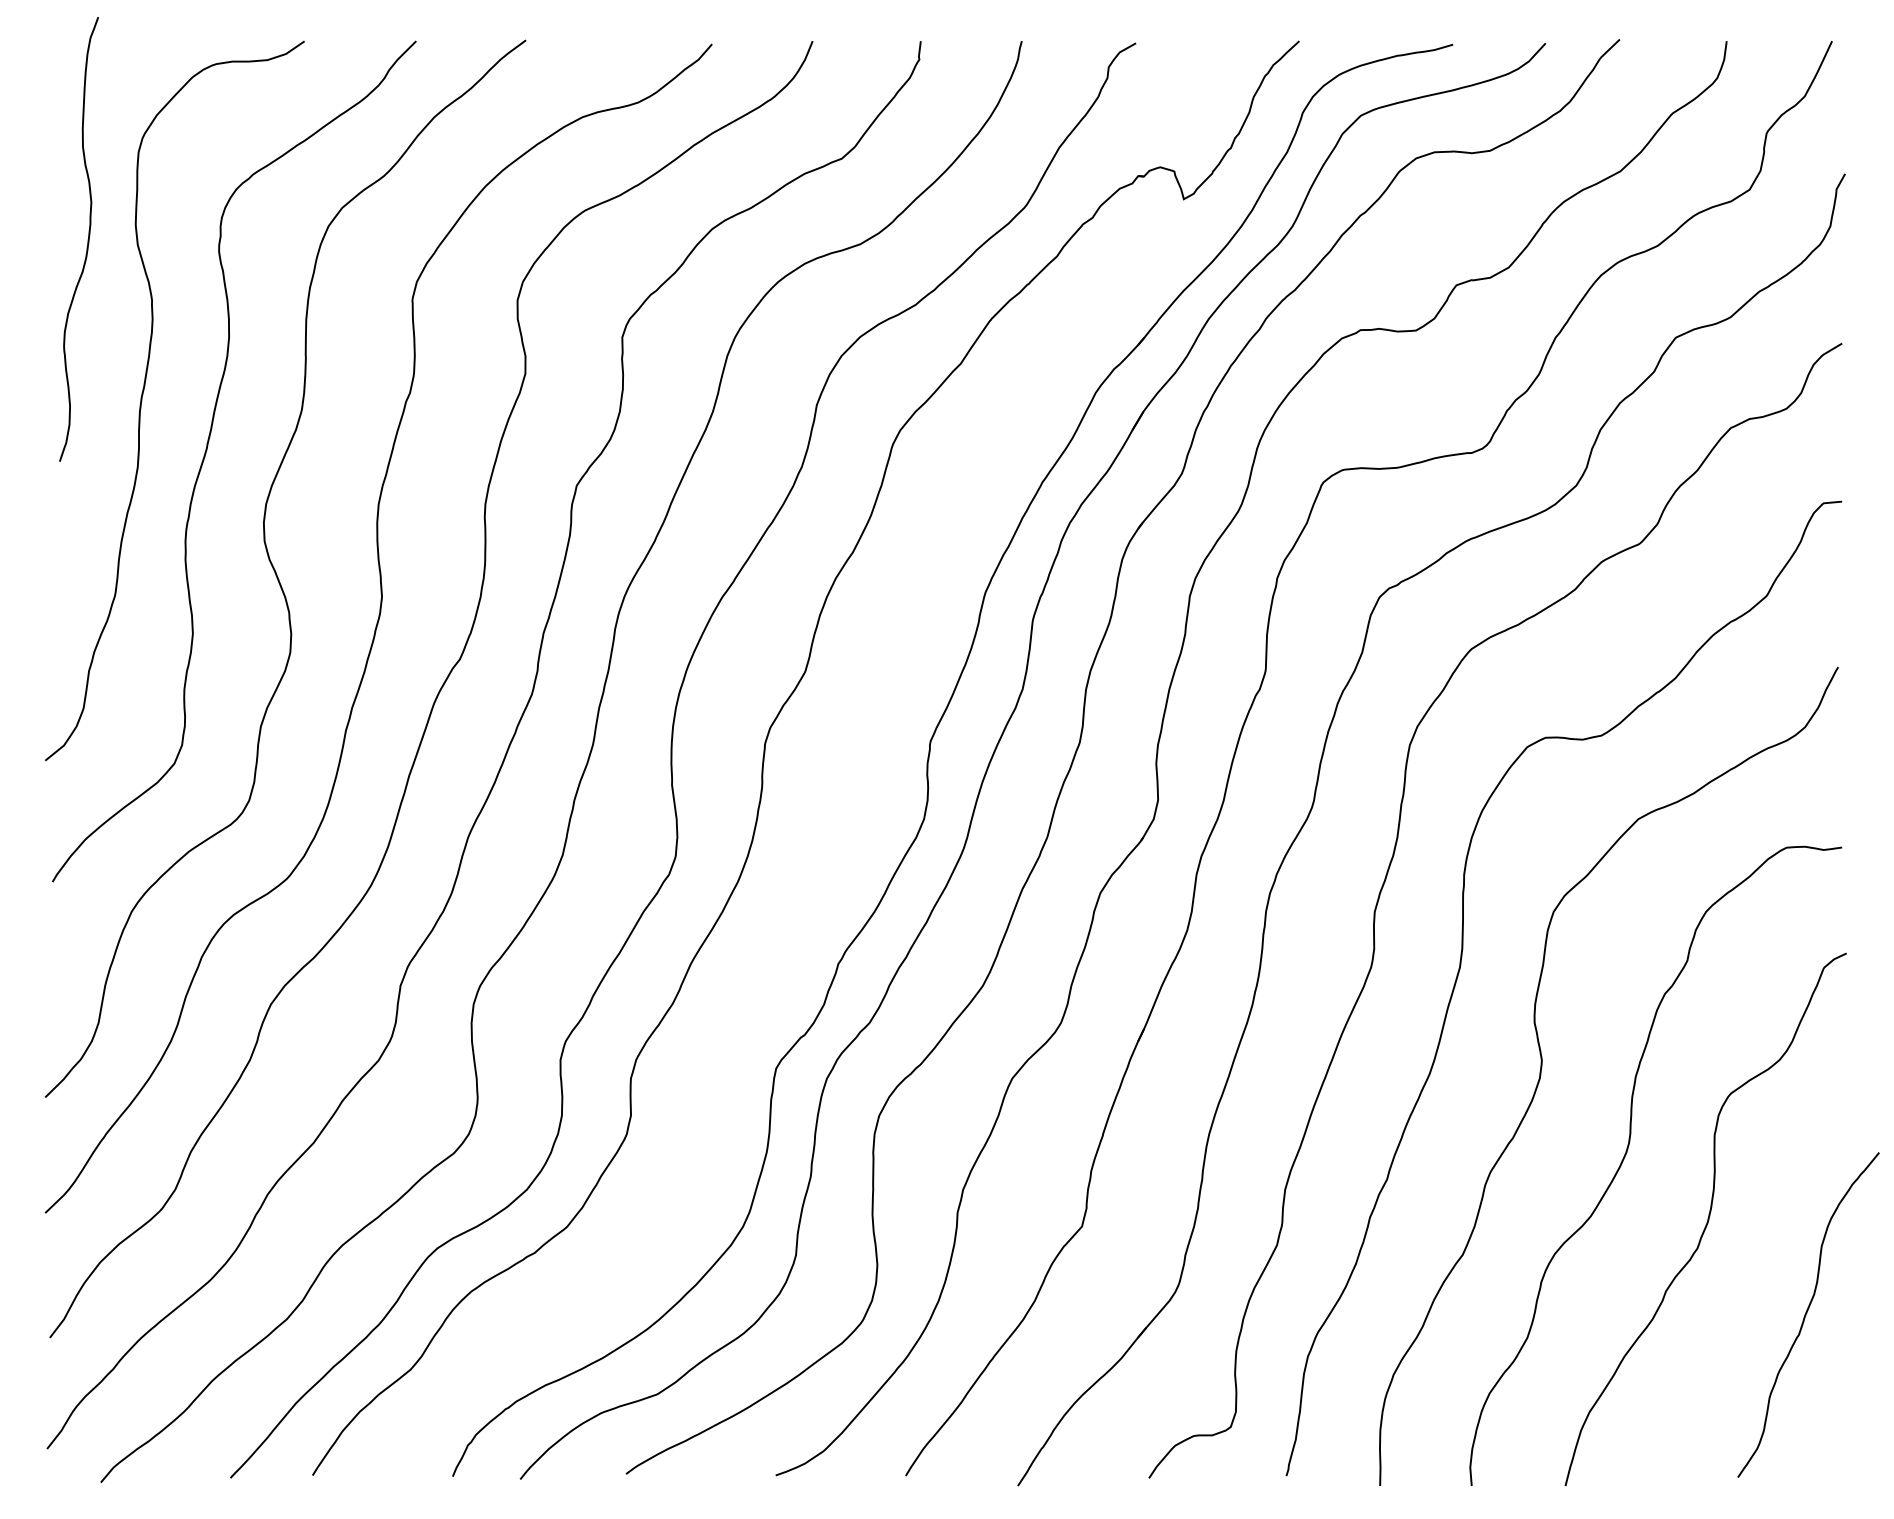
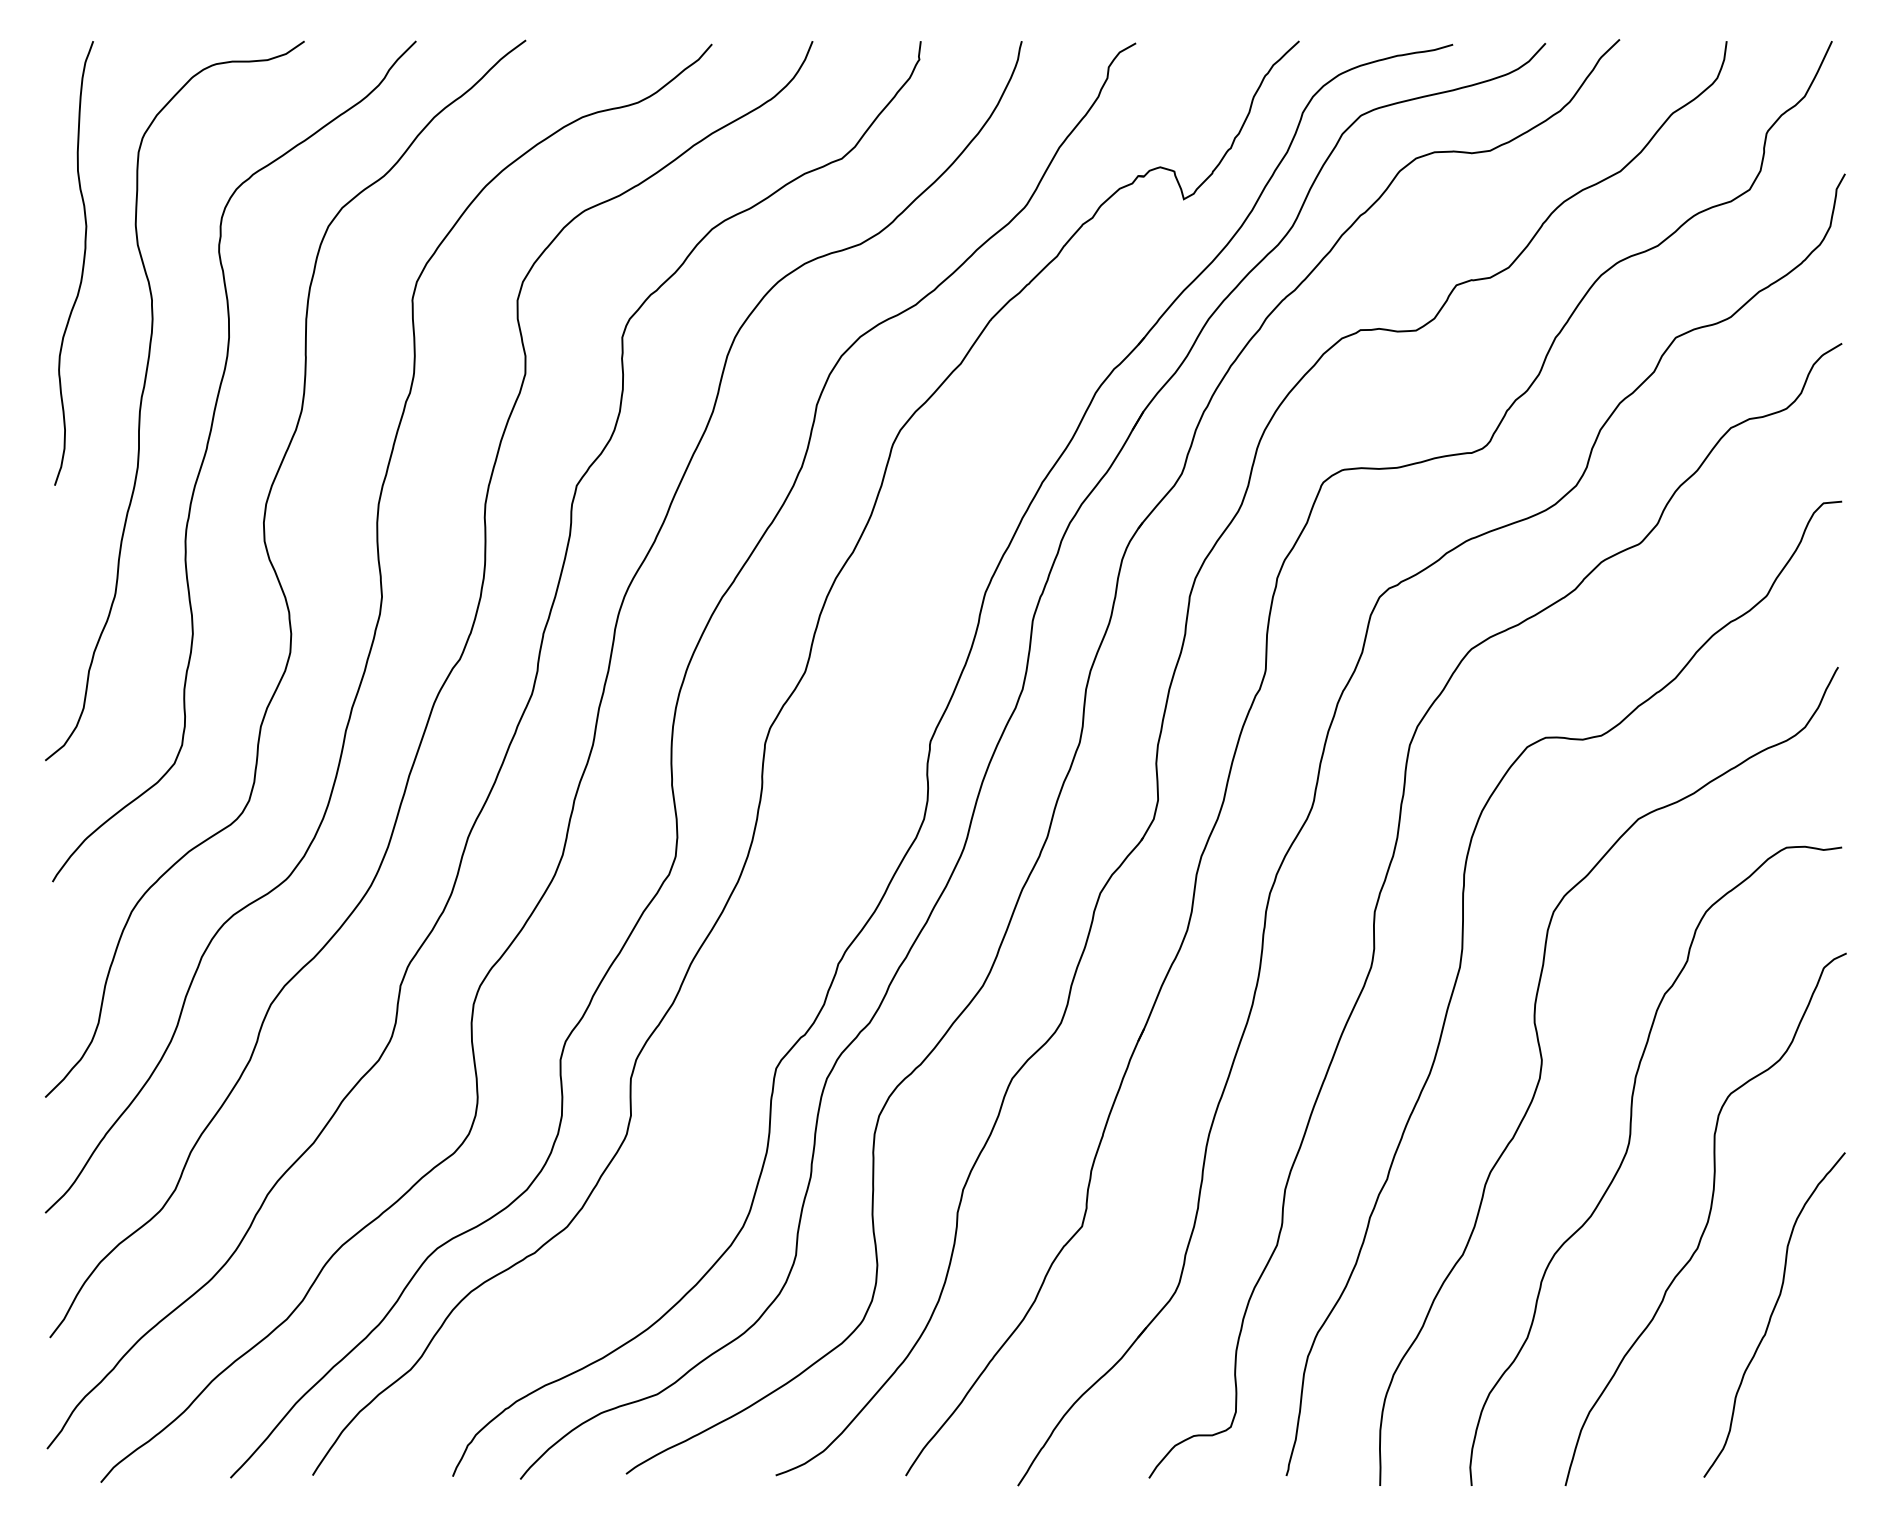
curve position: (87, 239) -> (82, 263) (82, 263)
curve position: (1807, 1313) -> (1773, 1313) (1773, 1313)
